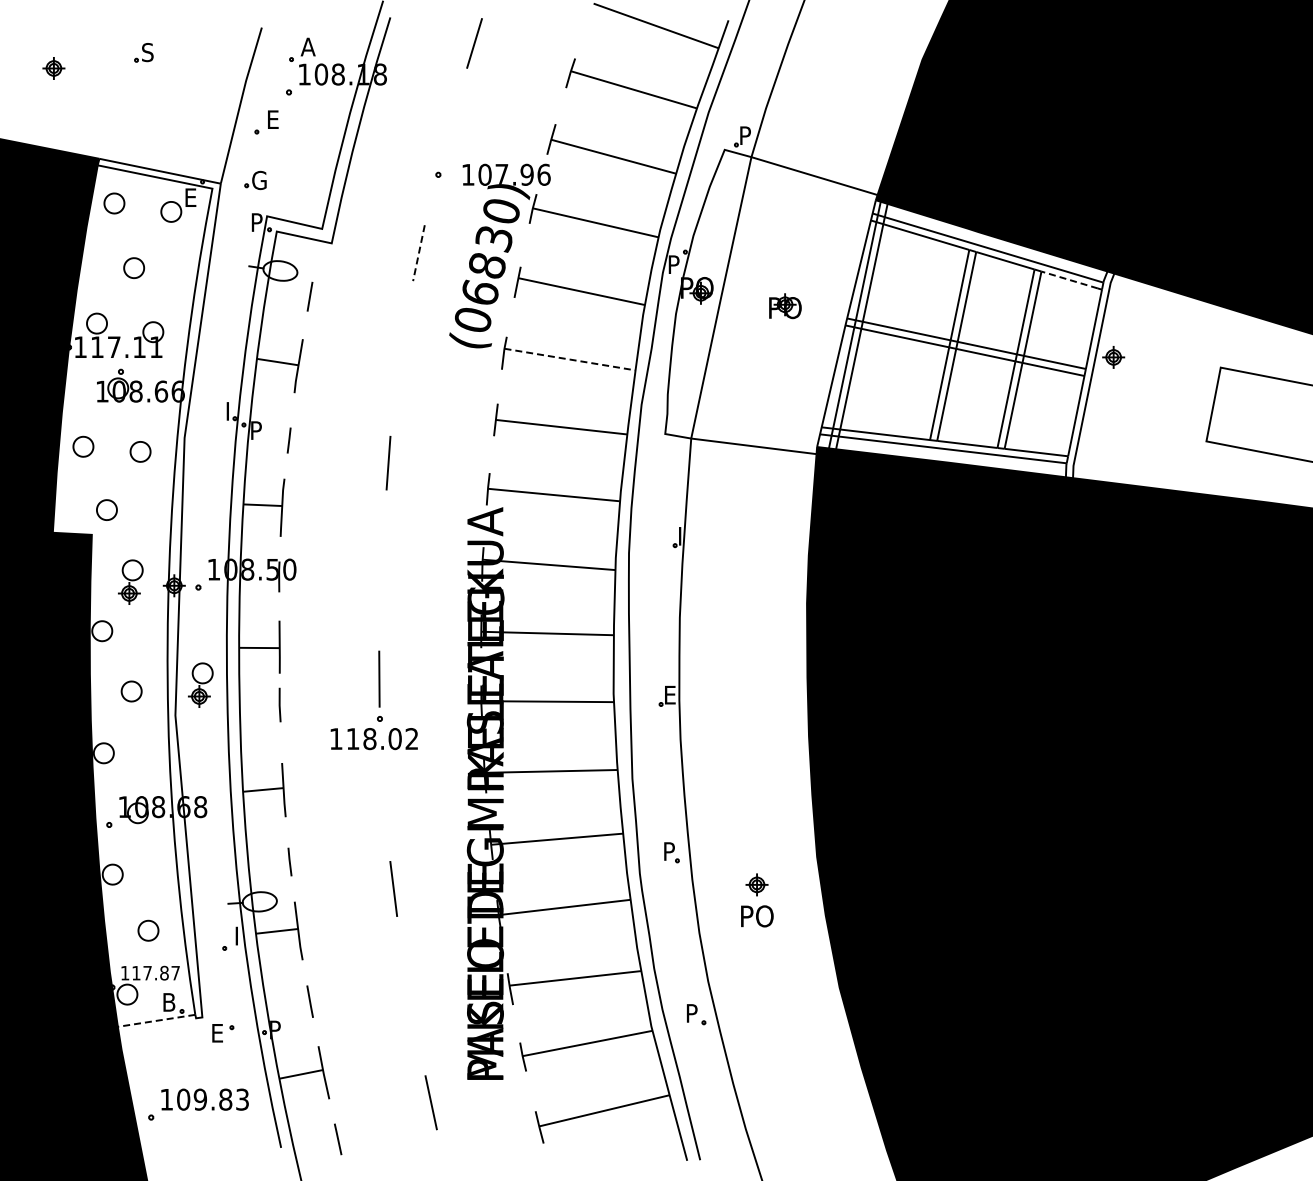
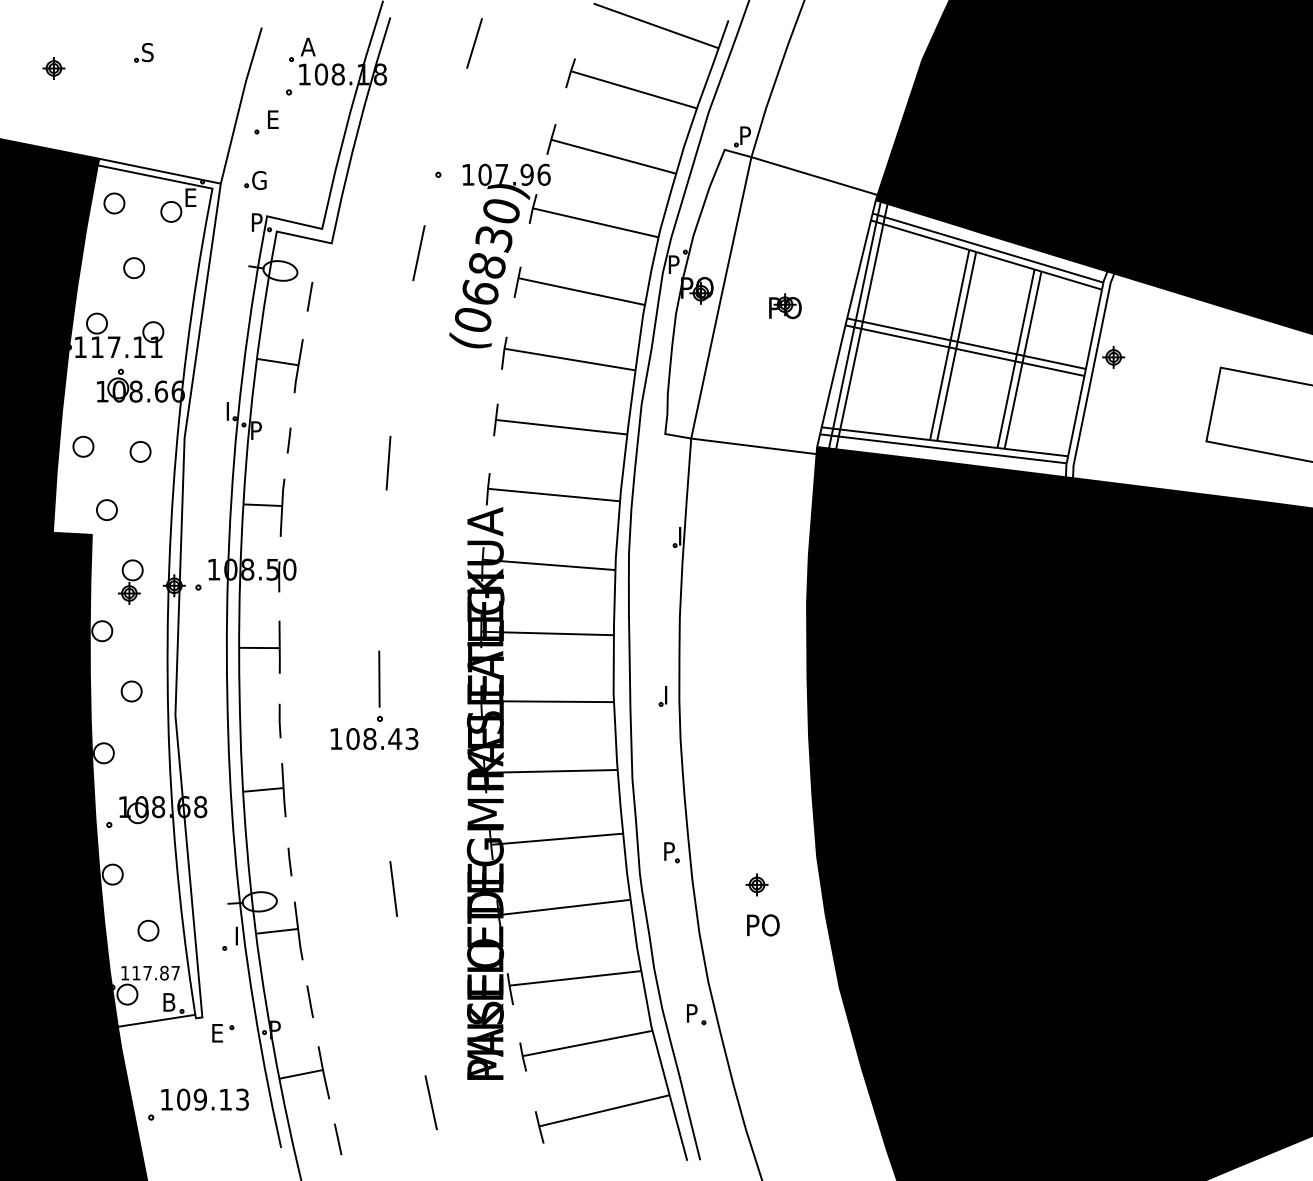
line: dashed -> solid (418, 253)
line: dashed -> solid (1069, 279)
line: dashed -> solid (570, 359)
part: present -> none (200, 684)
text: E -> I (671, 694)
line position: (279, 704) -> (279, 720) (279, 720)
text: 118.02 -> 108.43 (382, 739)
text position: (757, 916) -> (763, 925) (763, 925)
line: dashed -> solid (156, 1020)
text: 109.83 -> 109.13 (225, 1099)
